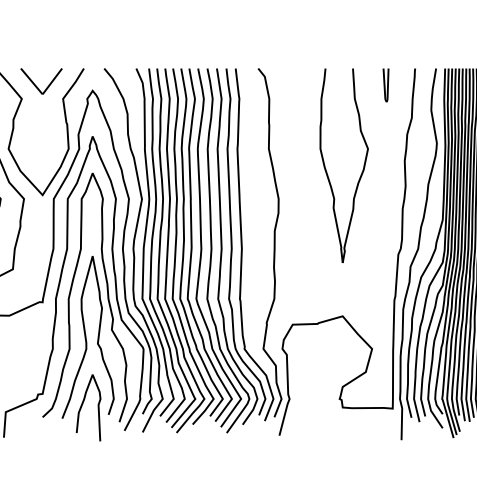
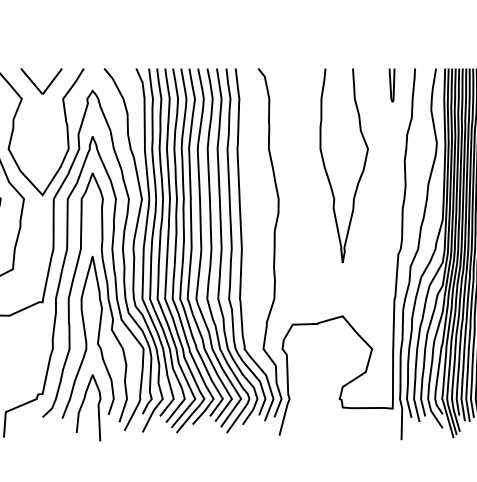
part position: (385, 85) -> (391, 85) (391, 85)
